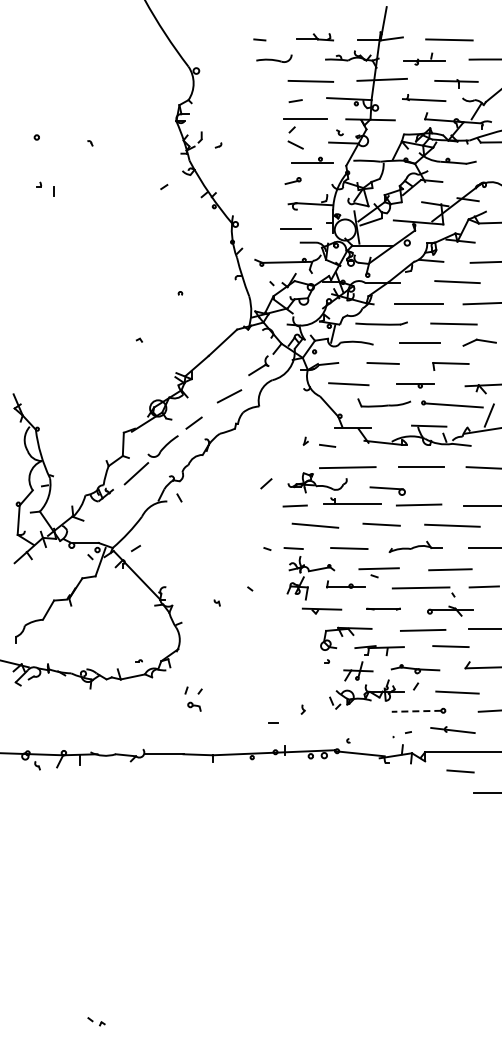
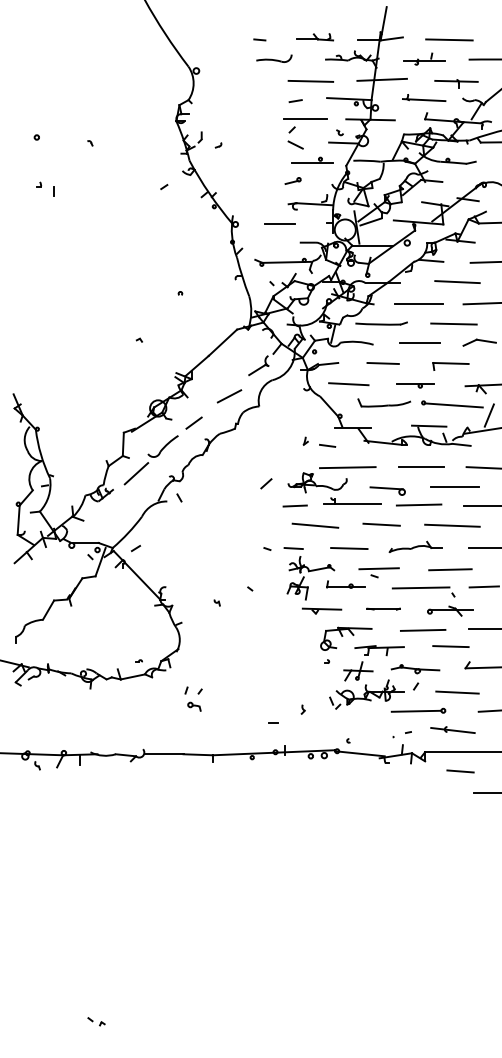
line position: (295, 228) -> (279, 223) (279, 223)
line: none -> present (454, 487)
line: dashed -> solid (416, 711)
